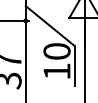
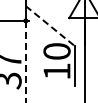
line: solid -> dashed (50, 26)
line: solid -> dashed (25, 61)
